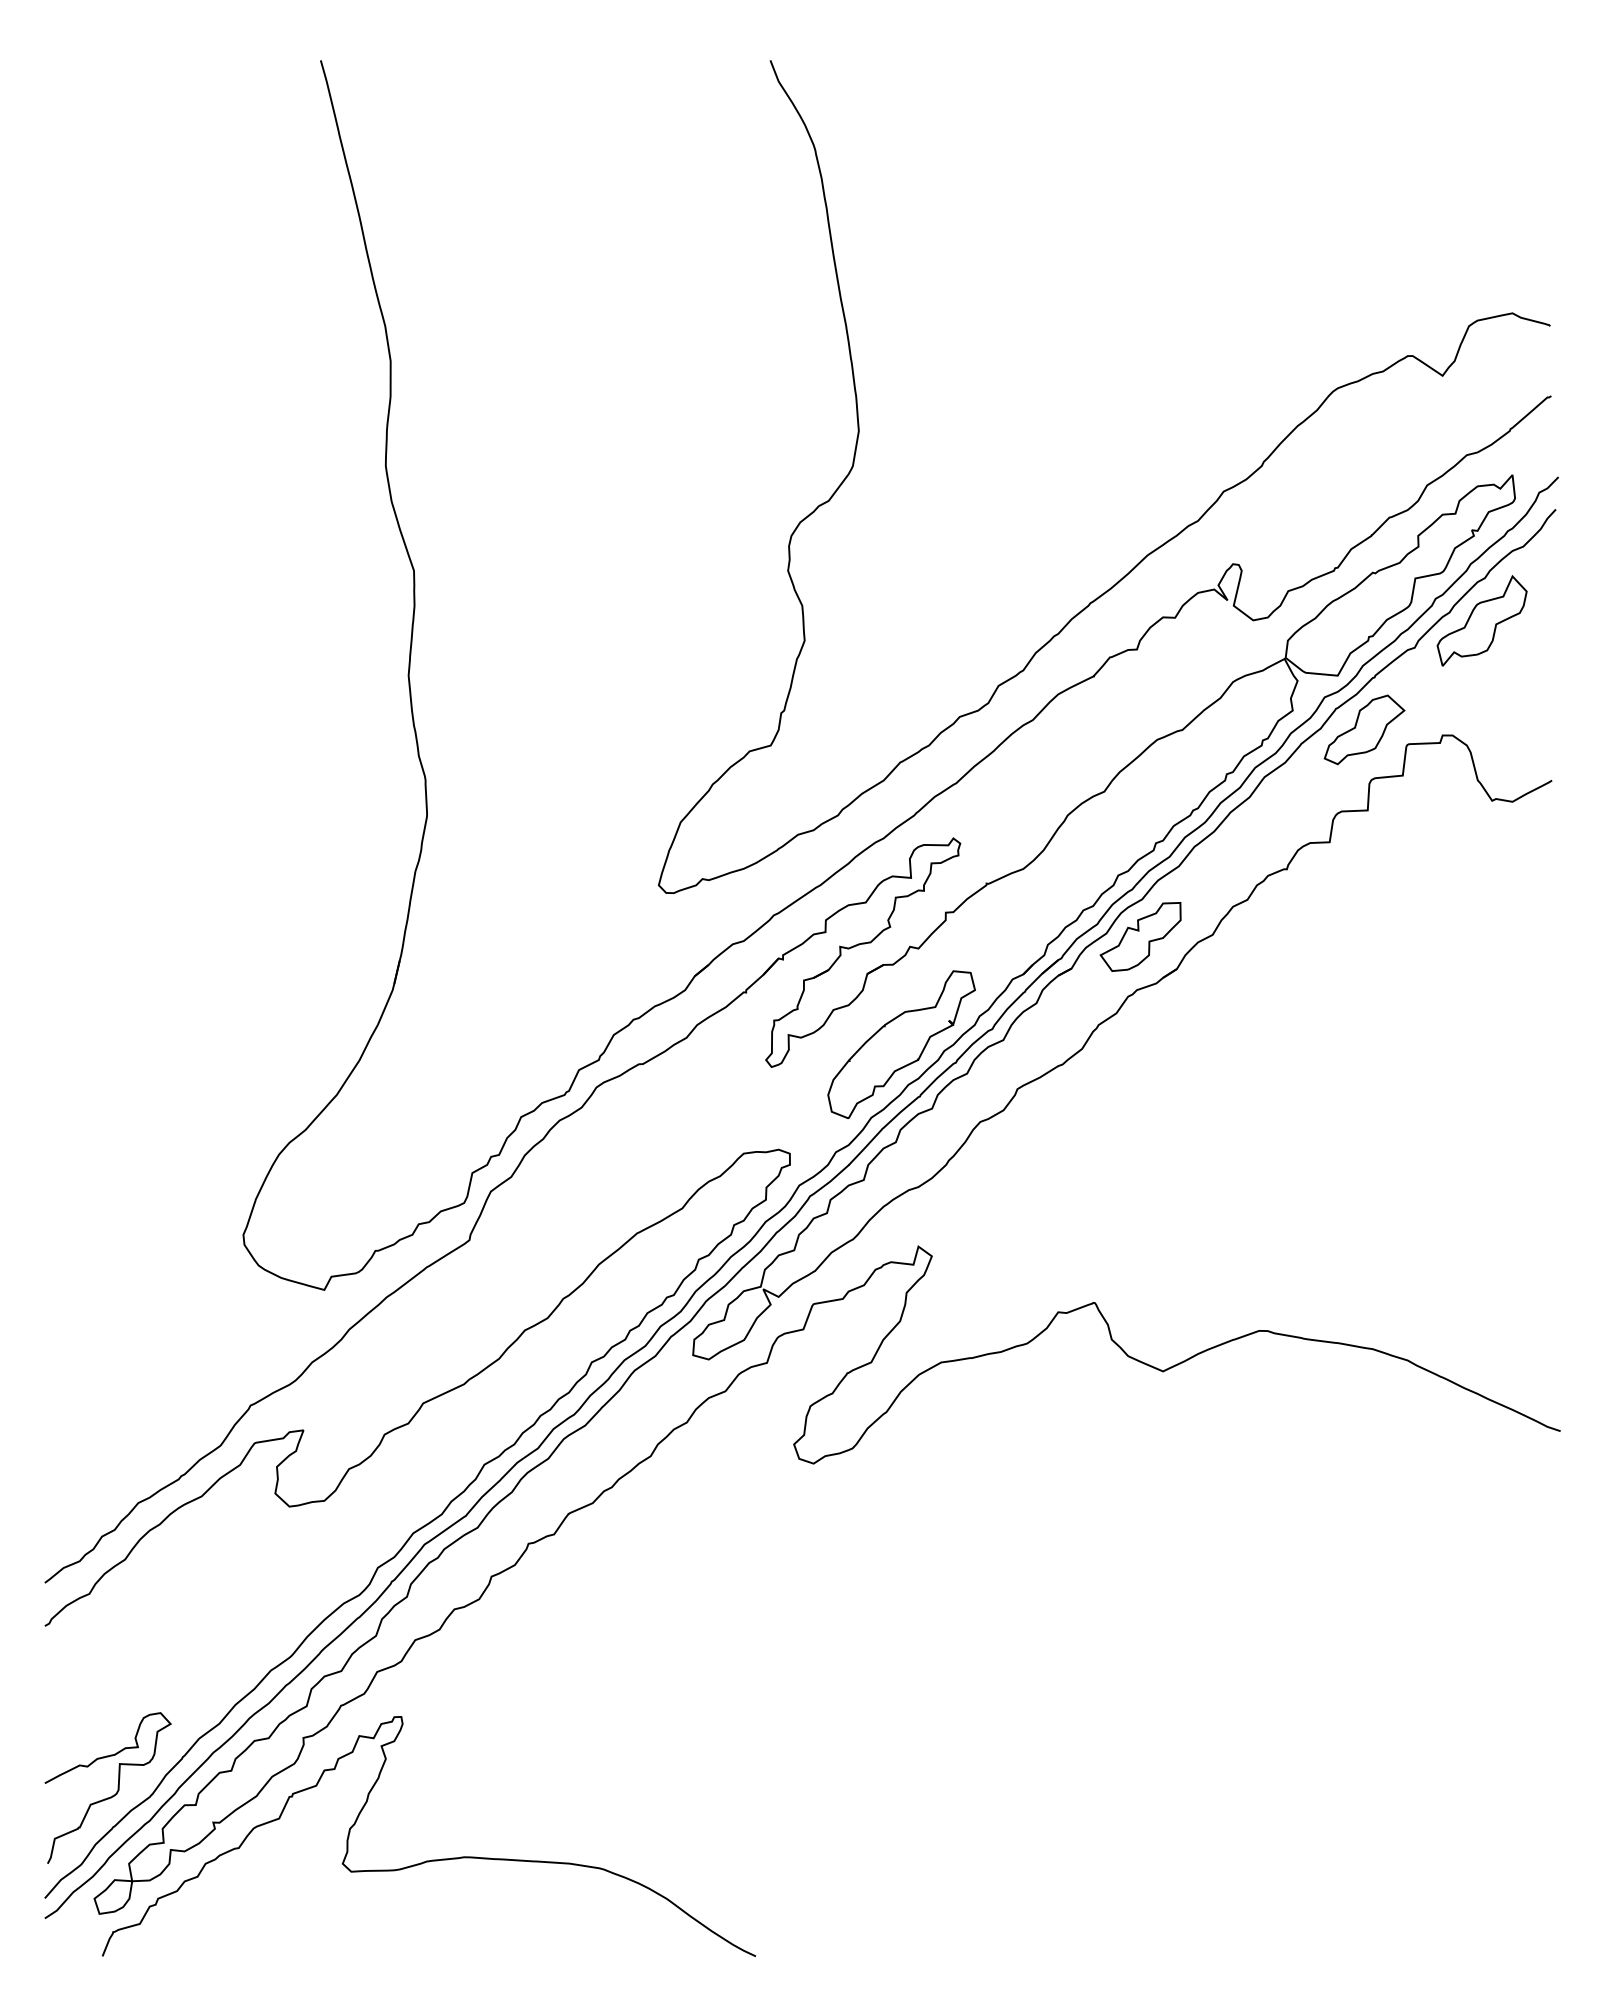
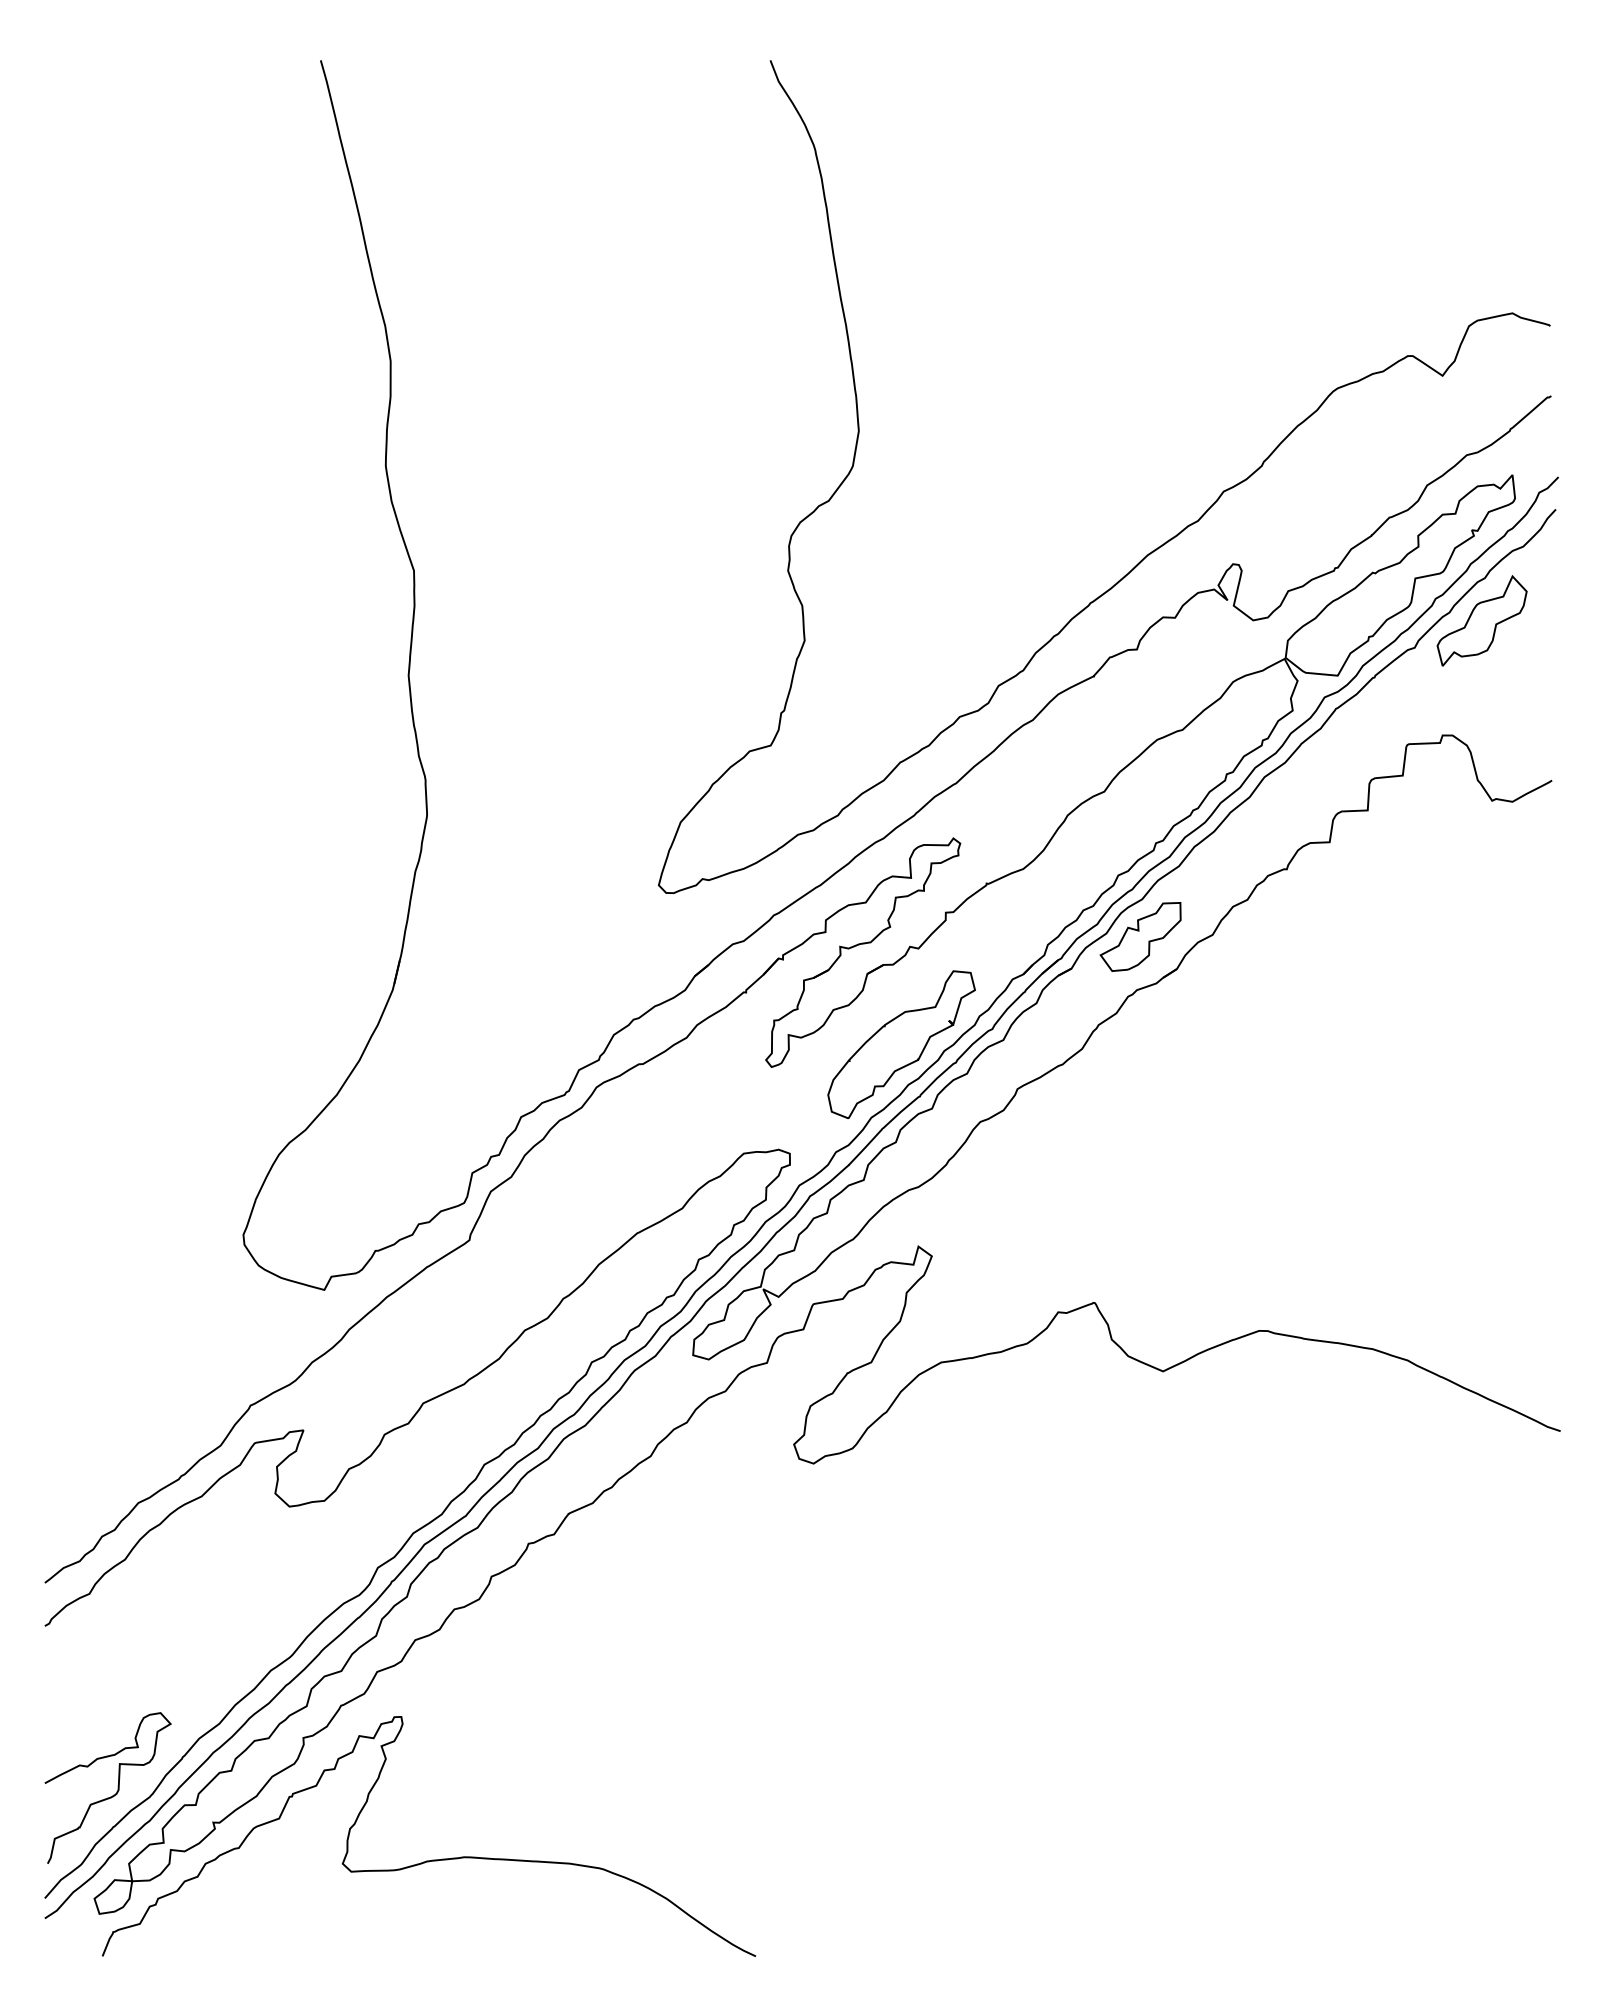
part: present -> none (1364, 729)
